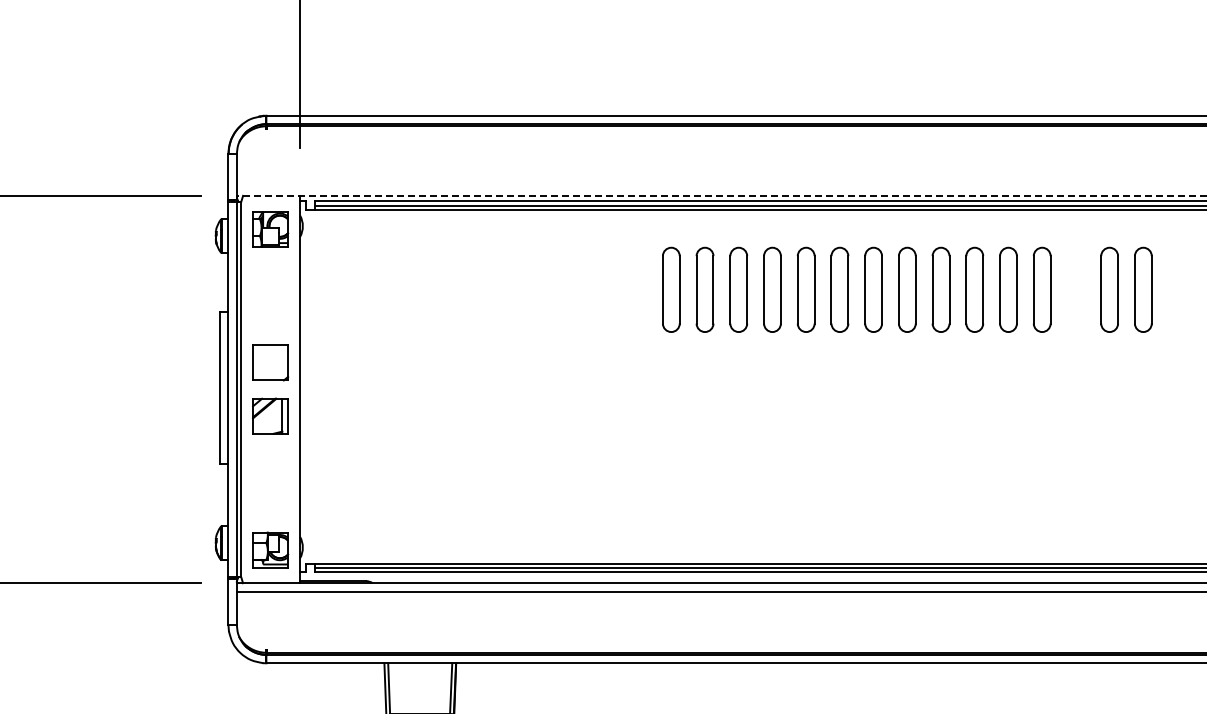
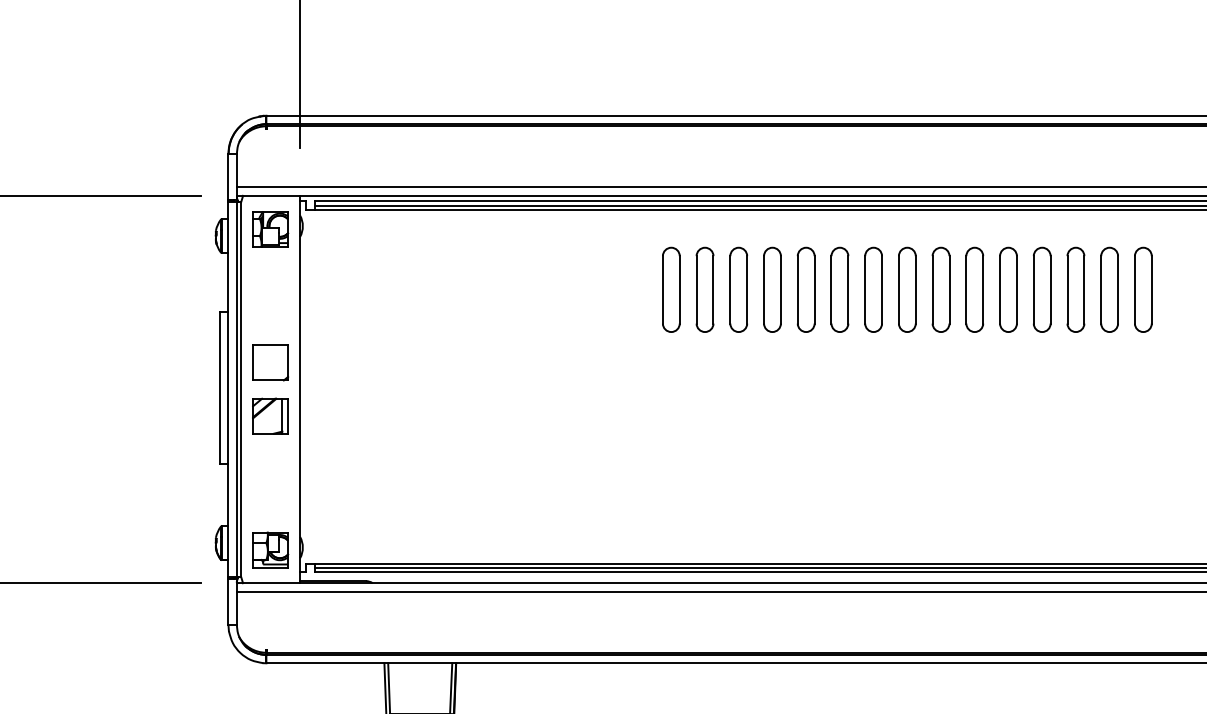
line: none -> present (719, 187)
line: dashed -> solid (721, 195)
part: none -> present (1075, 289)
